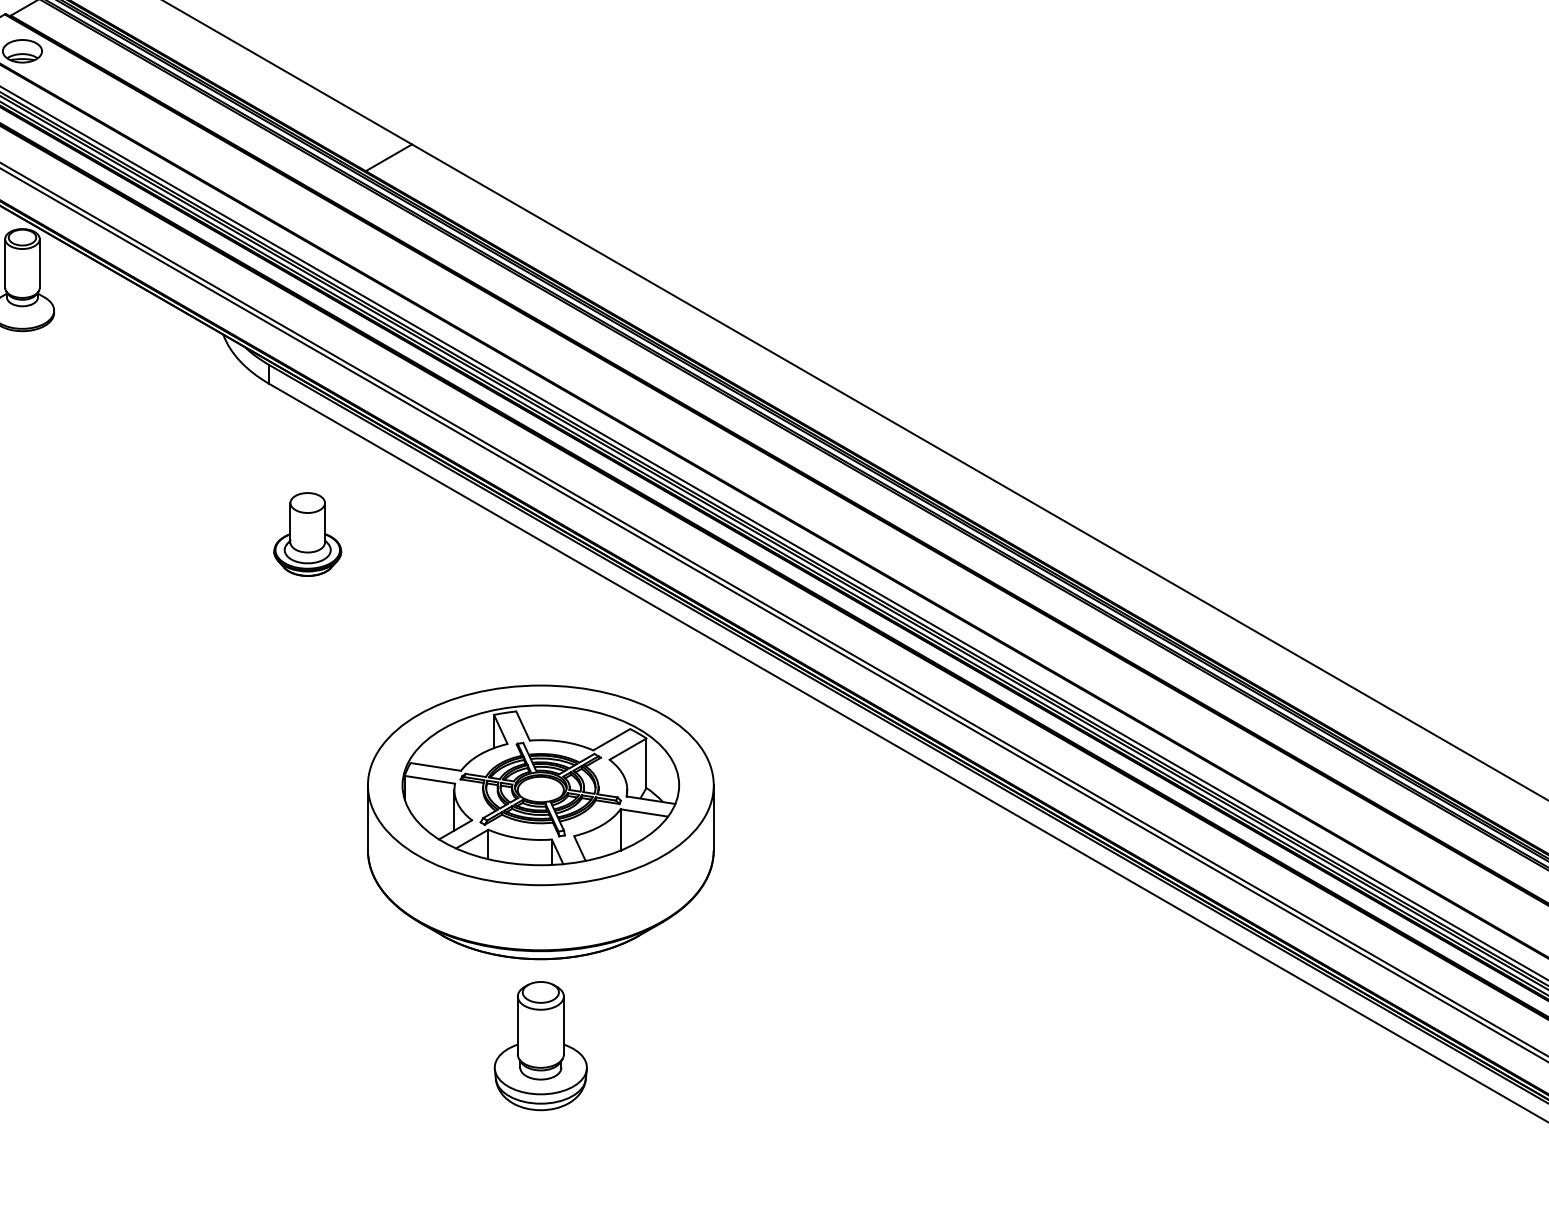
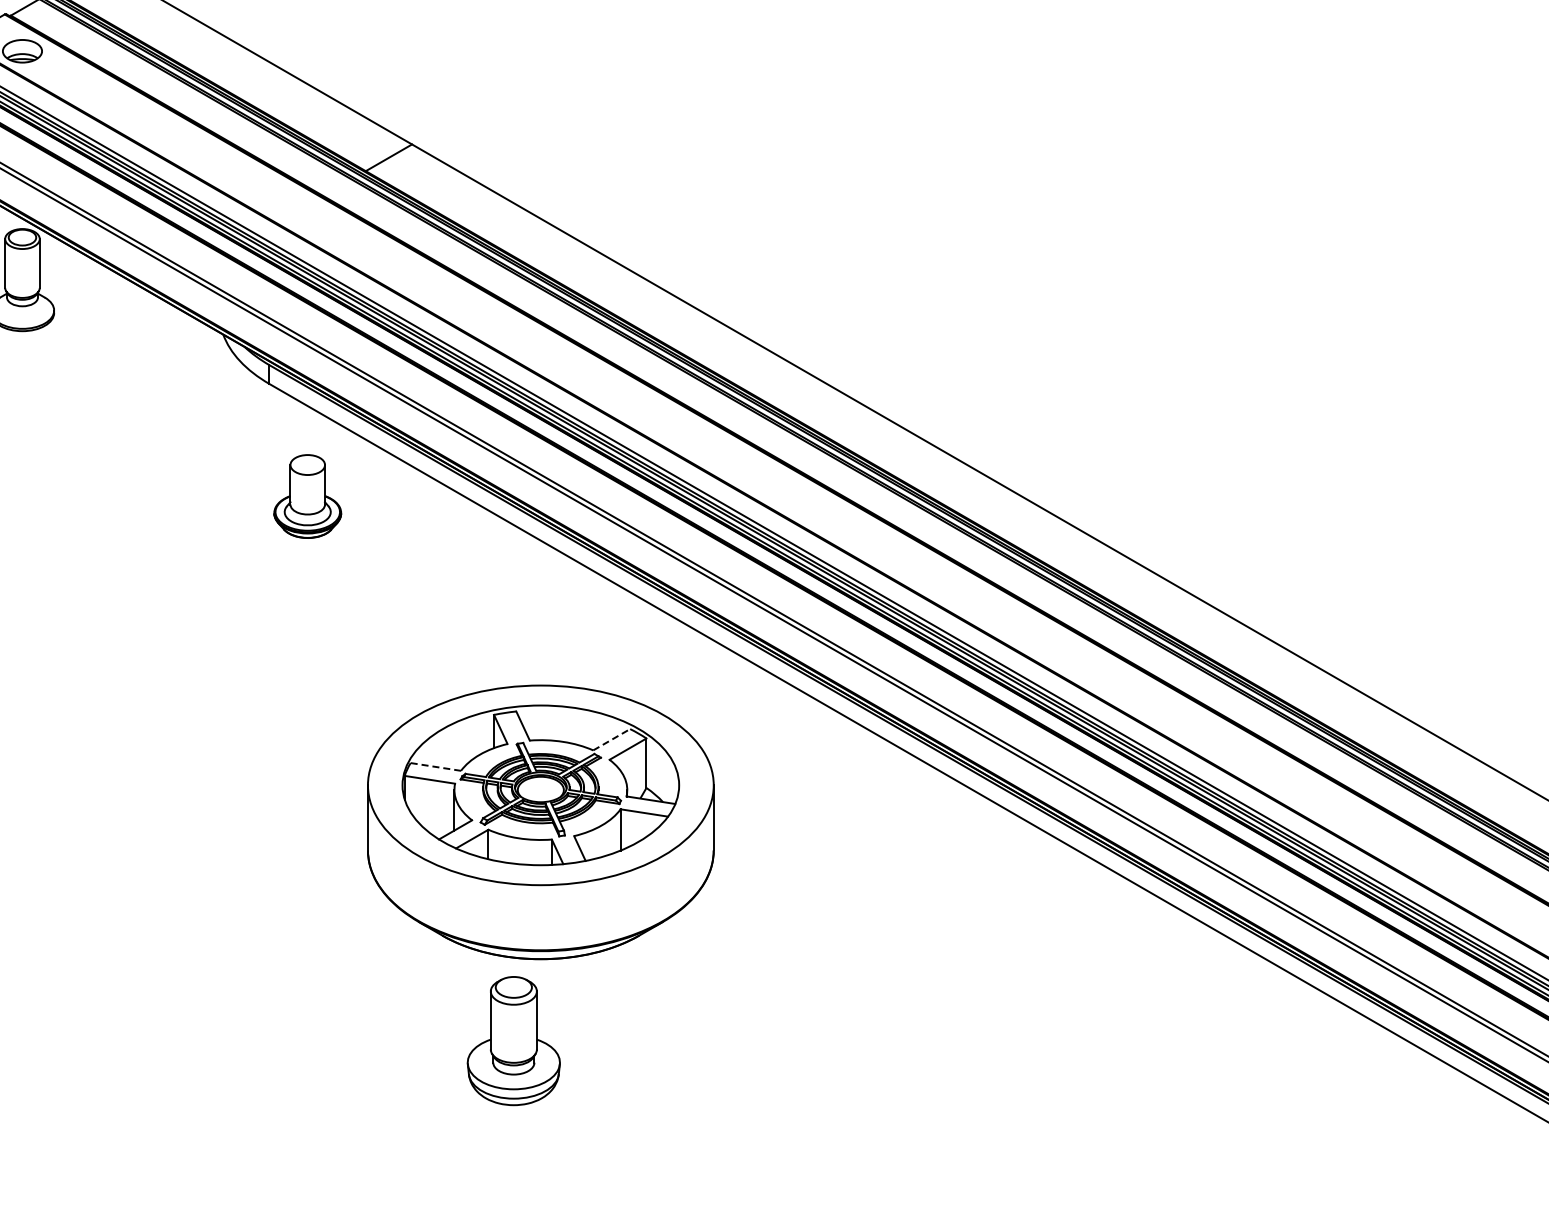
part position: (307, 534) -> (307, 496) (307, 496)
line: solid -> dashed (612, 739)
line: solid -> dashed (436, 767)
part position: (540, 1046) -> (513, 1041) (513, 1041)
